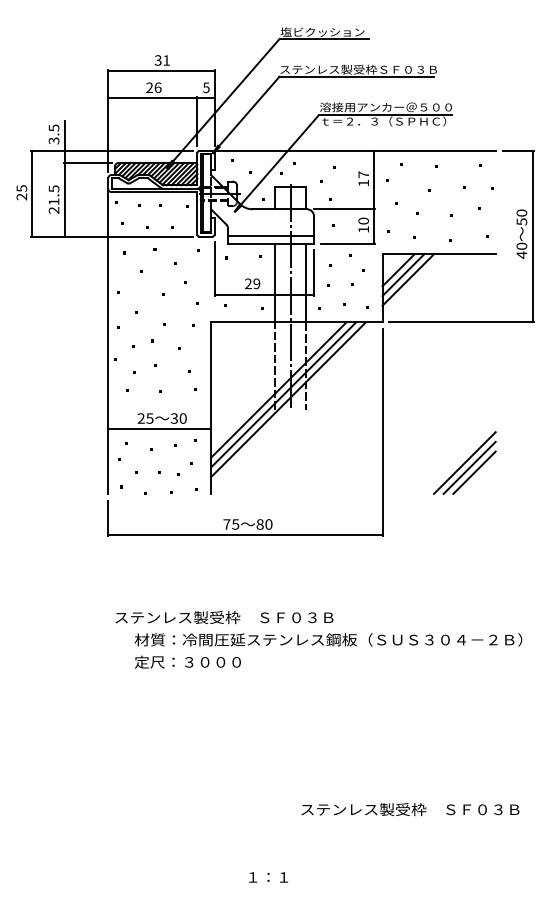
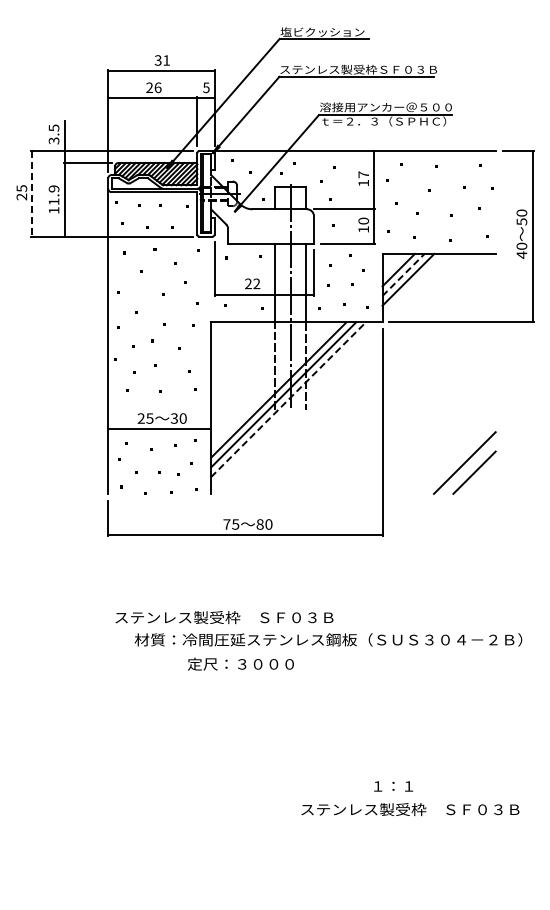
line: solid -> dashed (32, 193)
text: 21.5 -> 11.9 (53, 199)
line: present -> none (270, 235)
line: solid -> dashed (403, 274)
text: 29 -> 22 (256, 284)
line: solid -> dashed (288, 399)
line: present -> none (469, 467)
text position: (187, 661) -> (240, 663) (240, 663)
text position: (268, 877) -> (393, 786) (393, 786)
